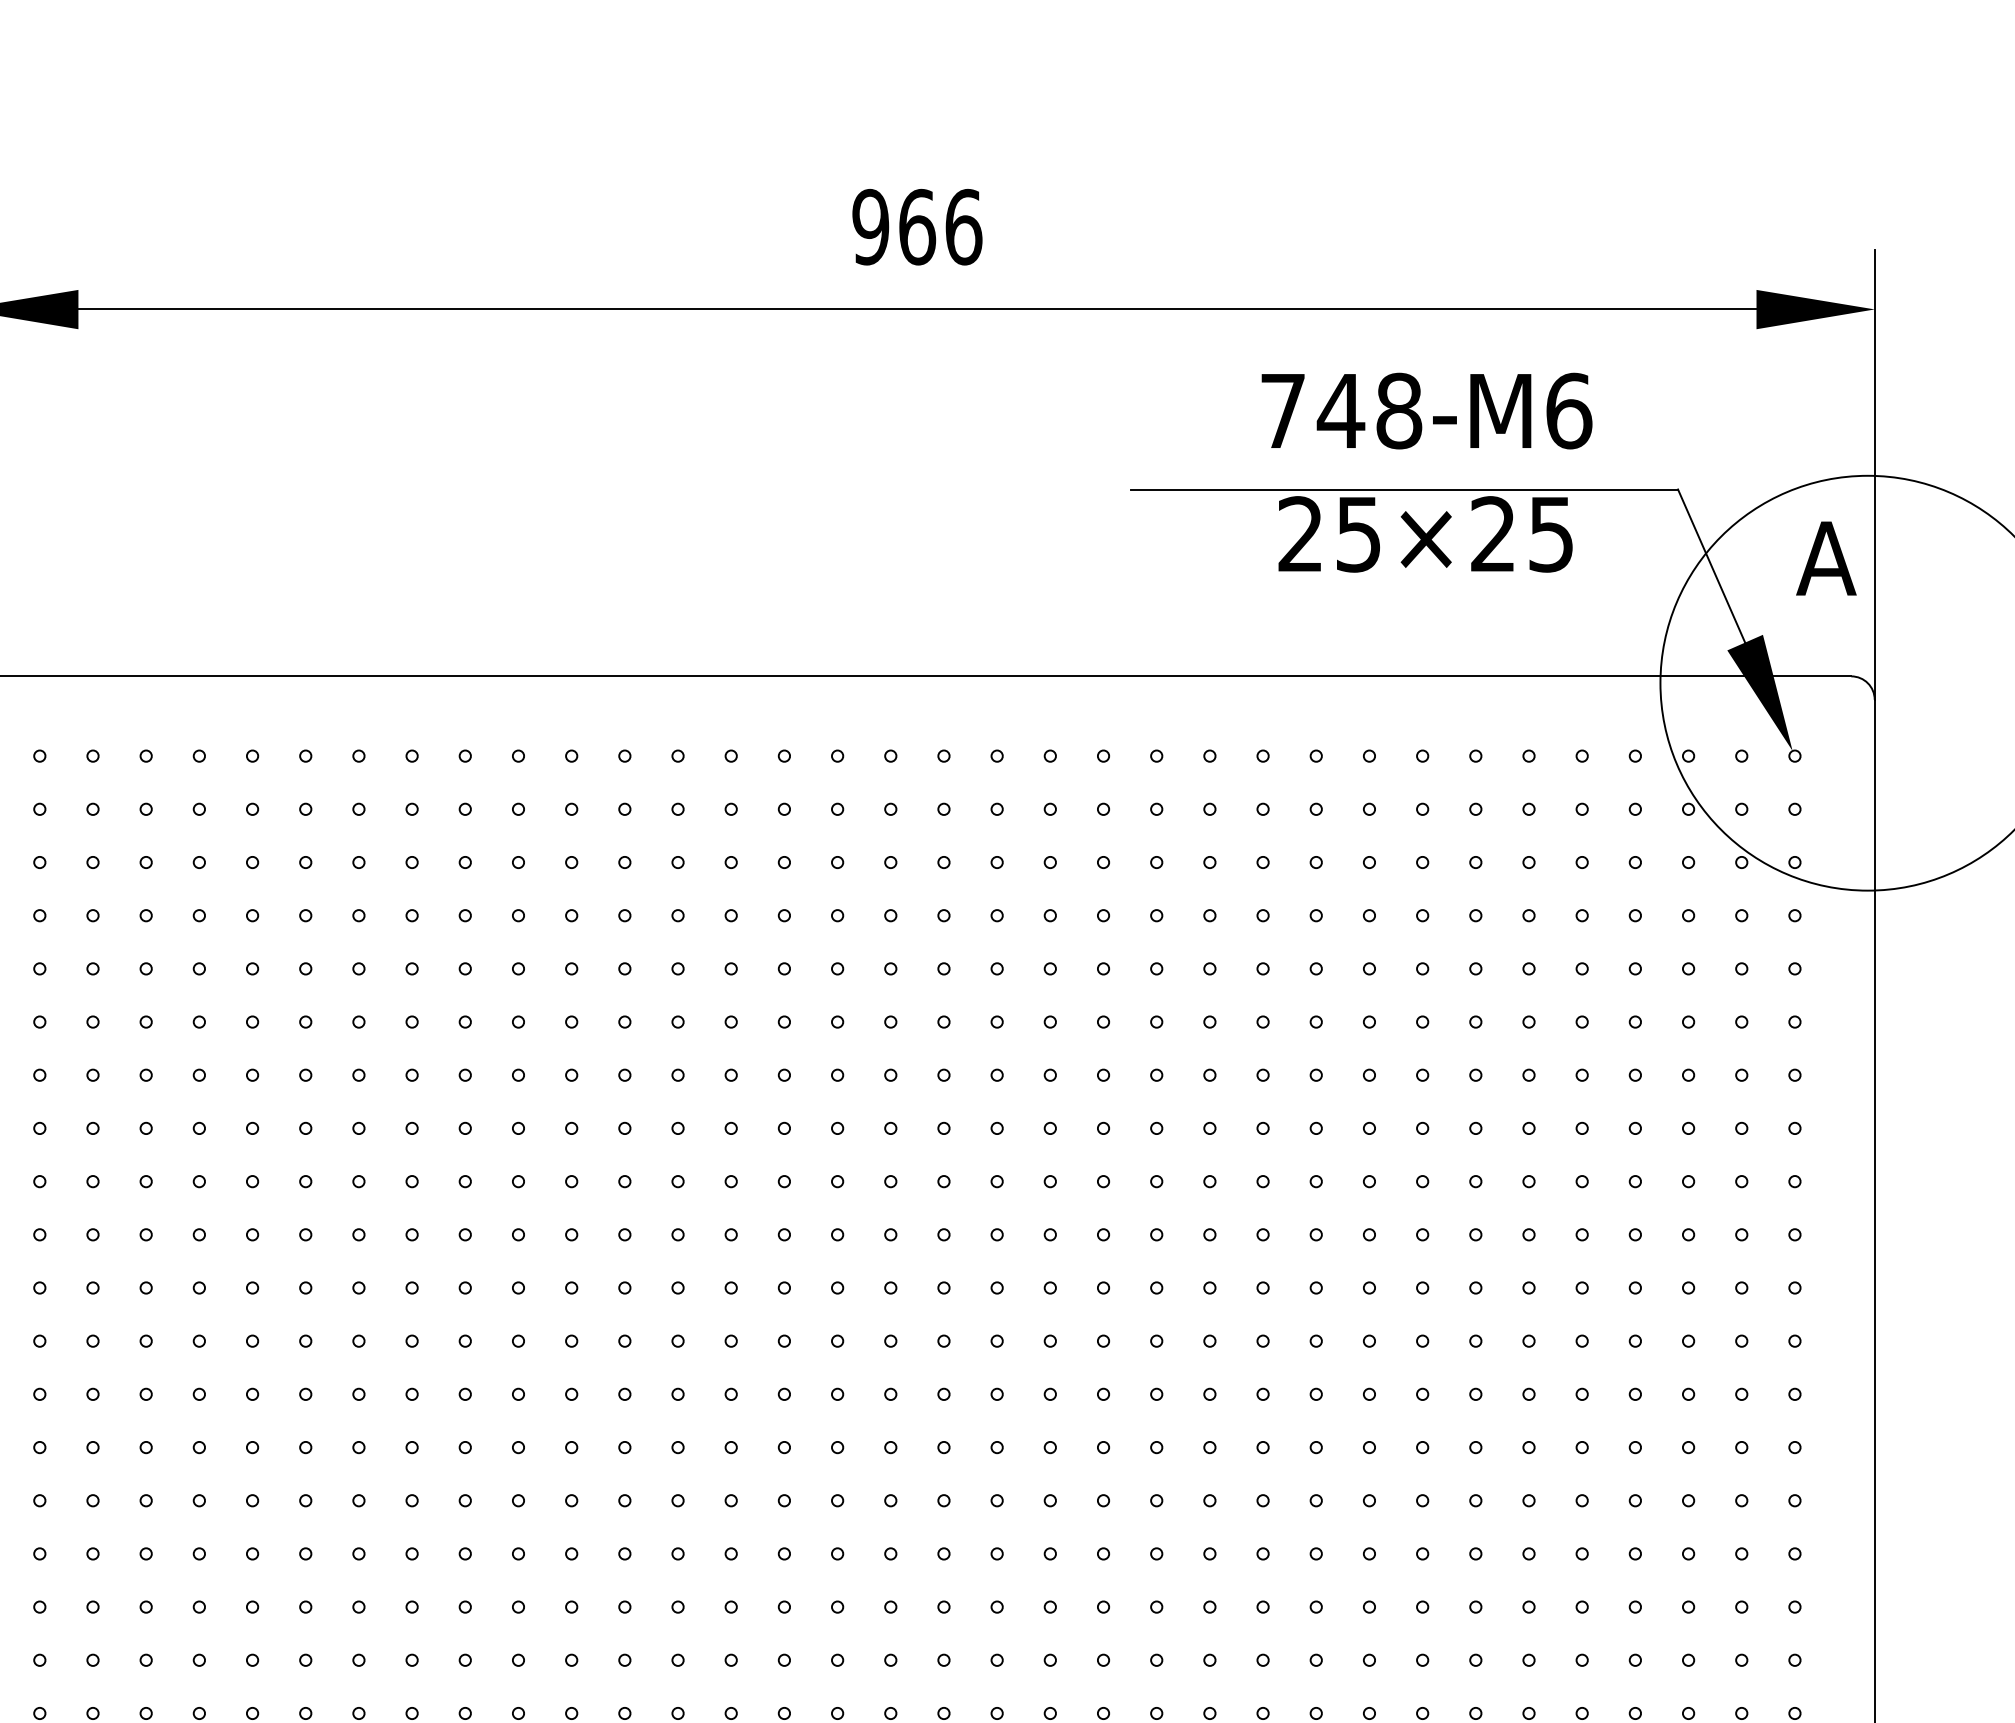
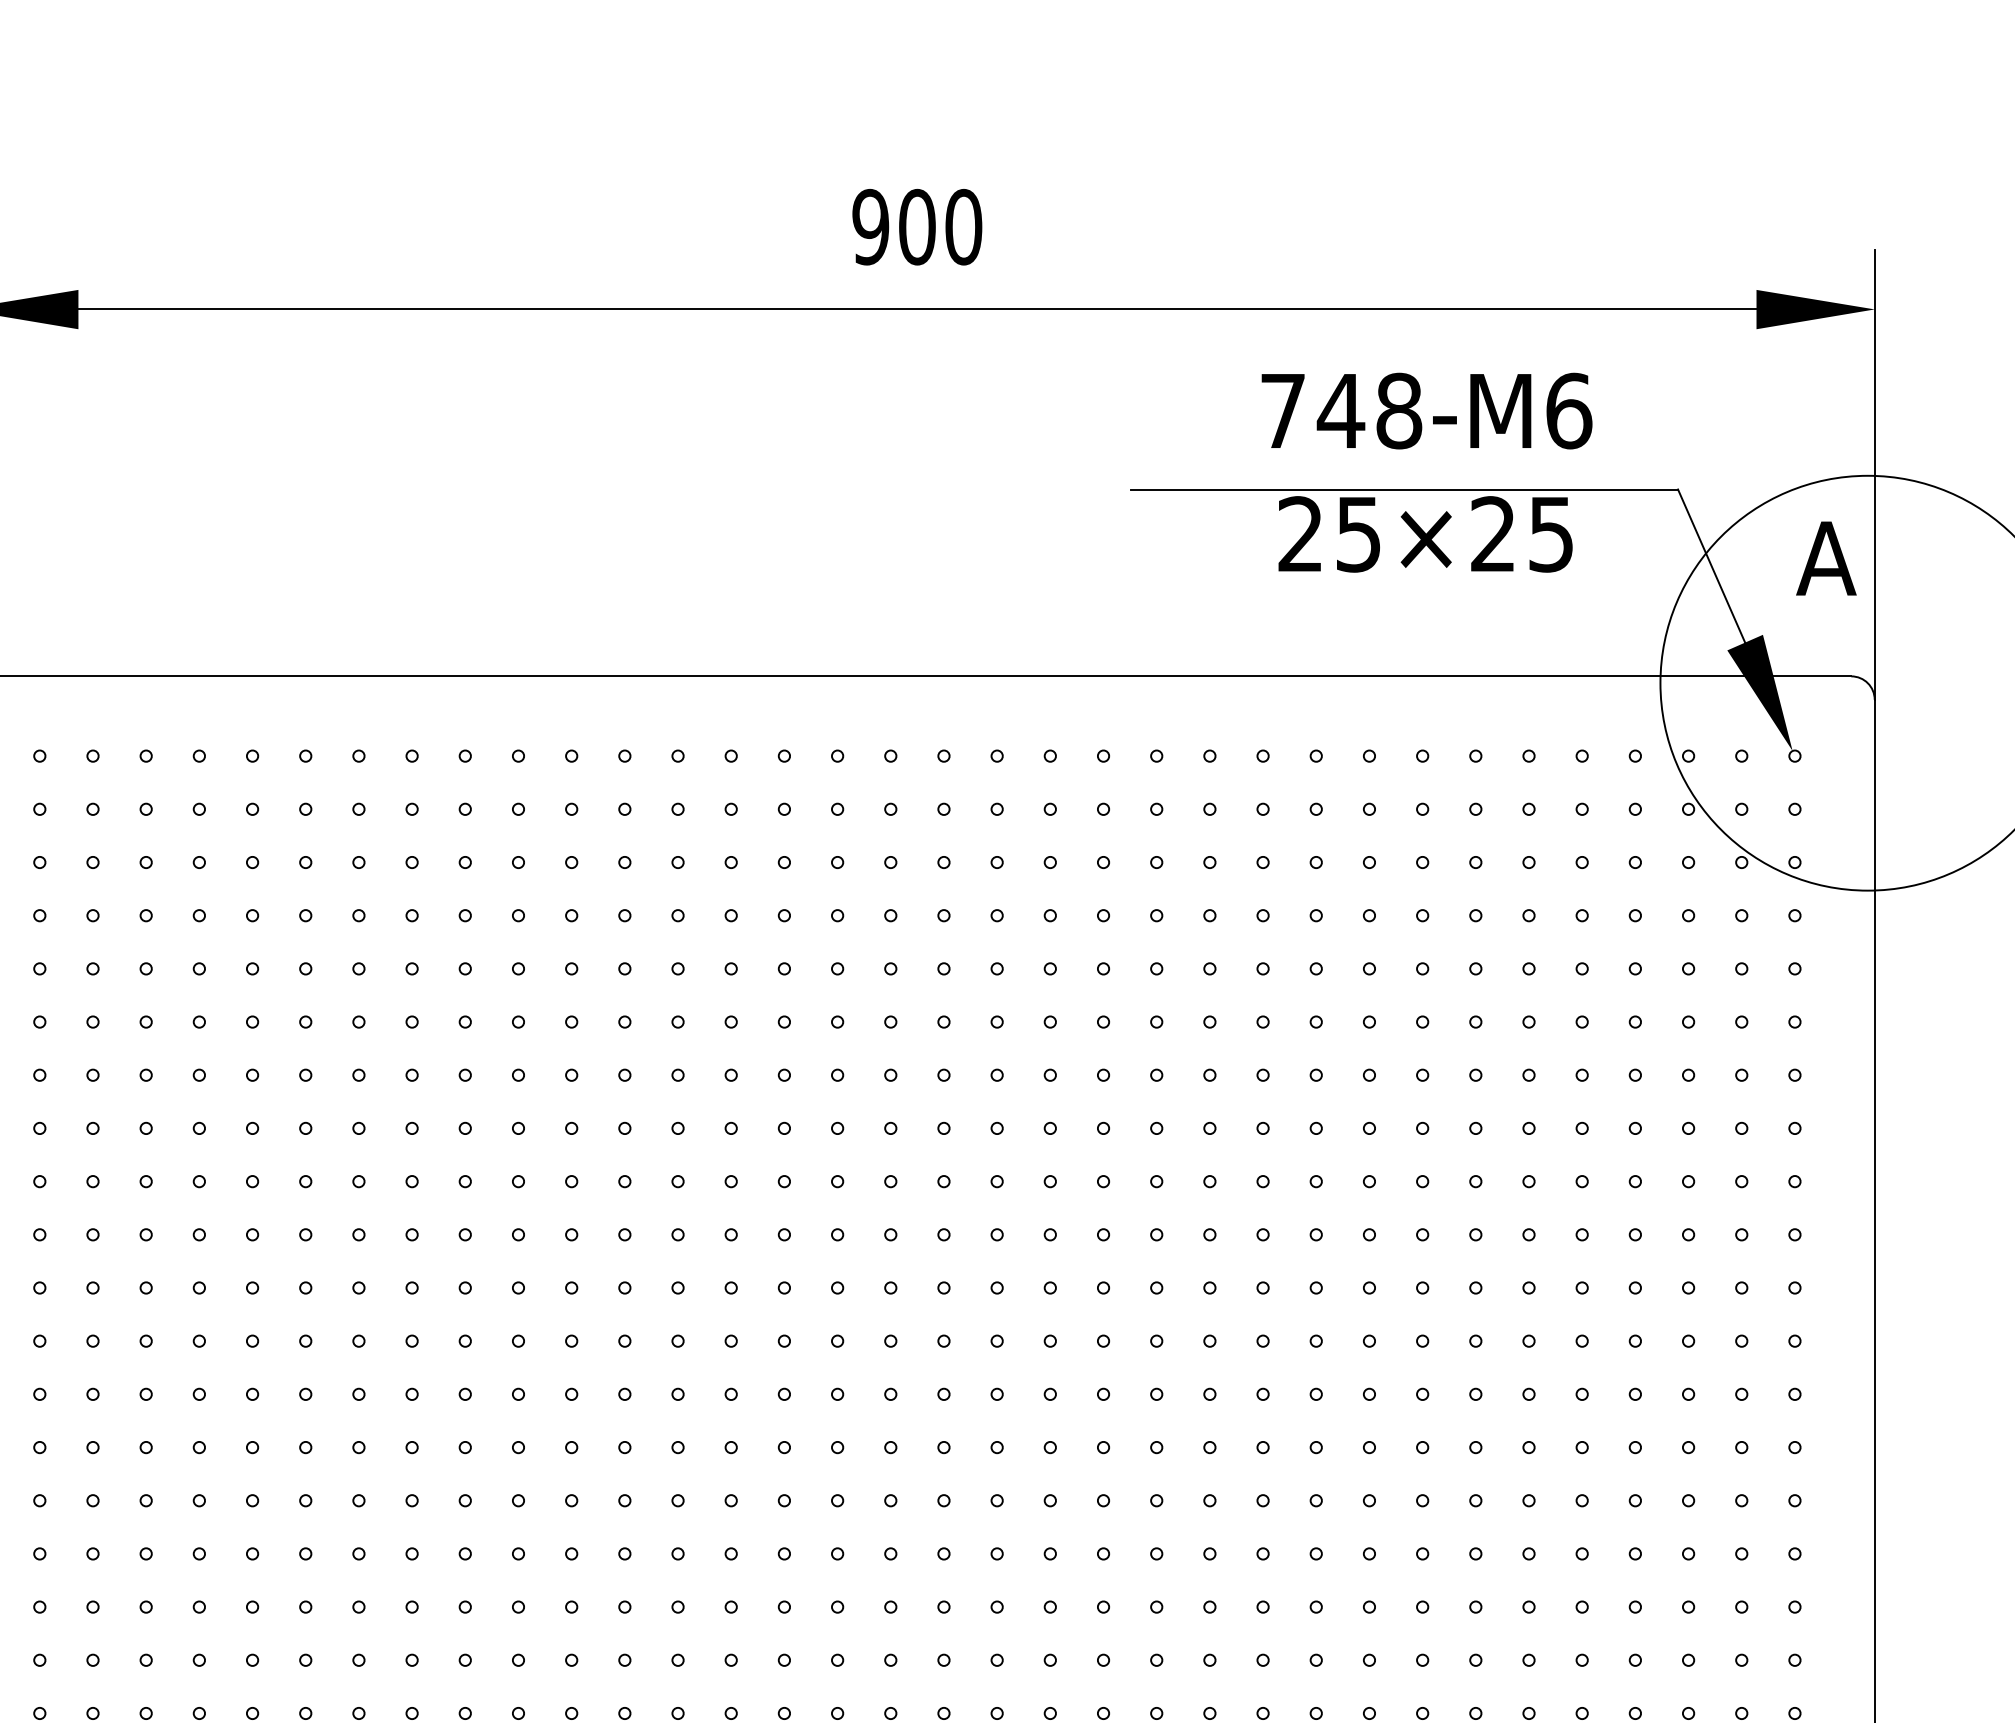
text: 966 -> 900 (940, 226)
